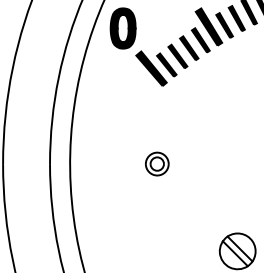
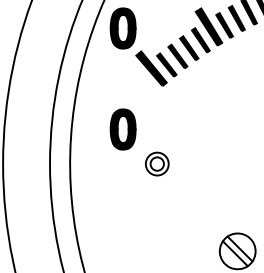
part: none -> present (122, 129)
